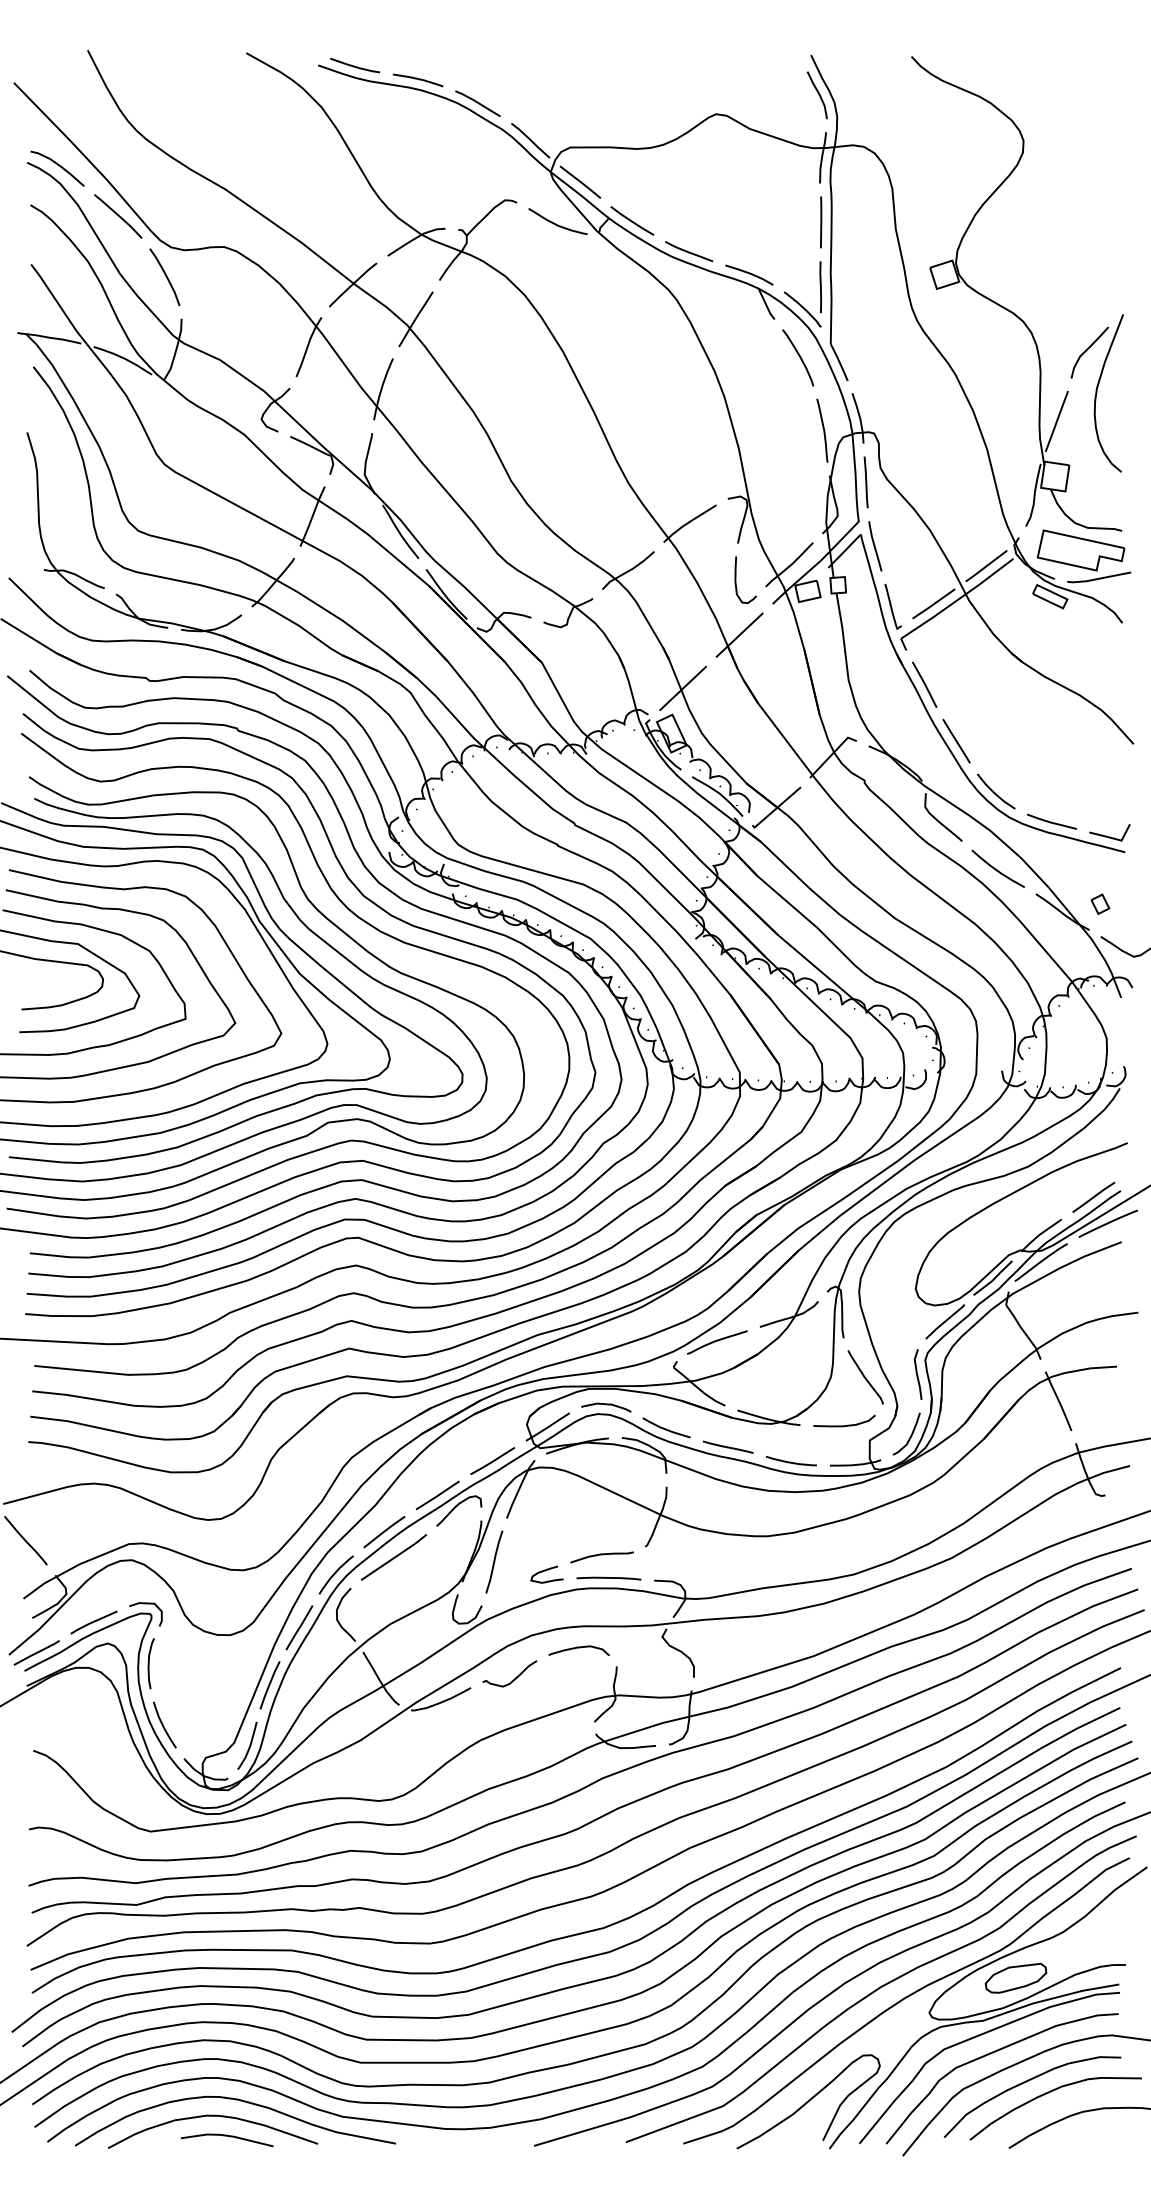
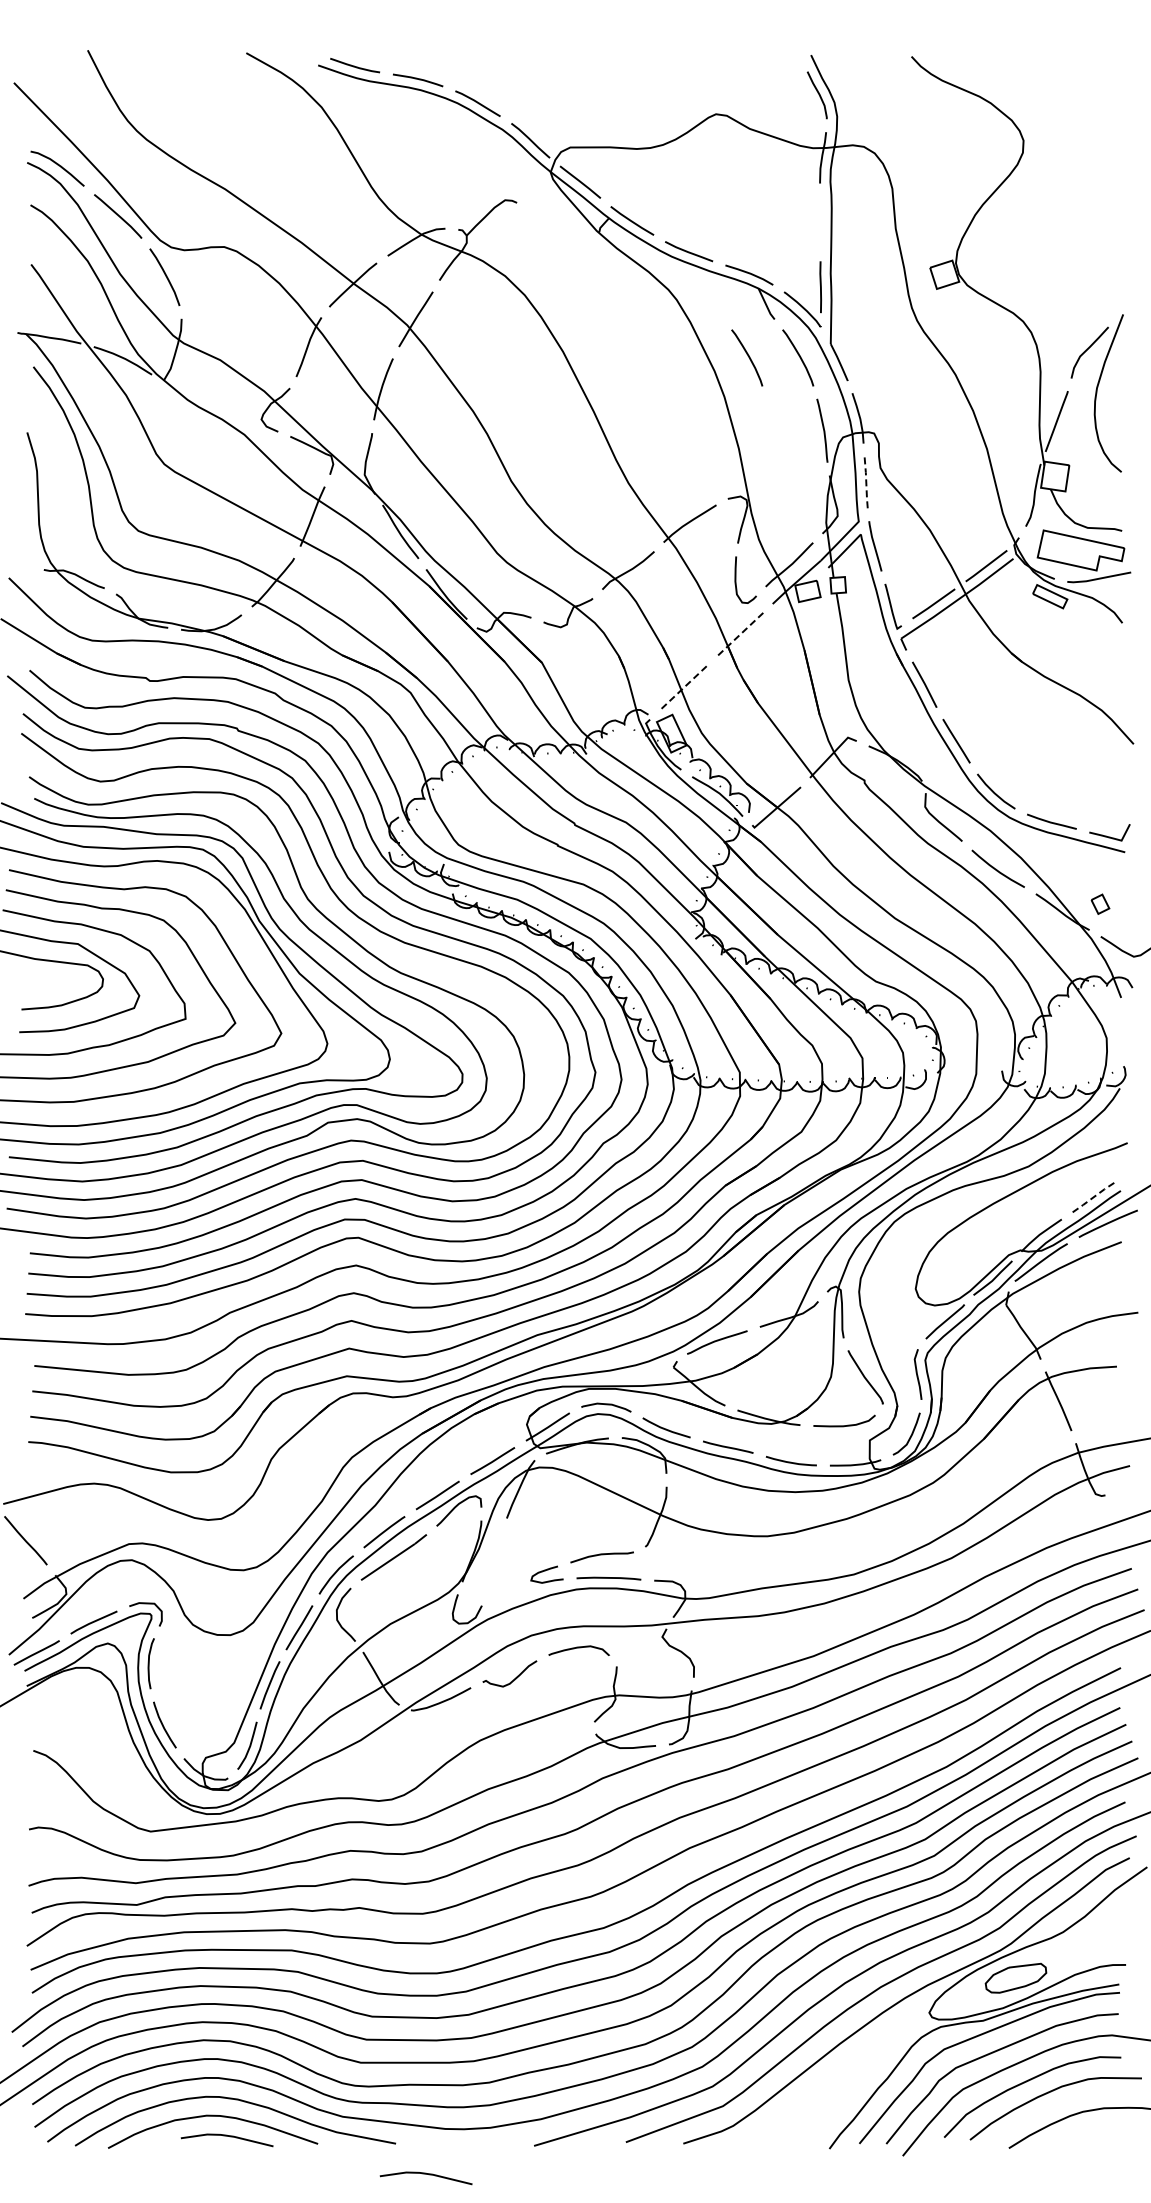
line: present -> none (821, 222)
curve: present -> none (556, 223)
curve: none -> present (747, 356)
line: solid -> dashed (866, 482)
line: solid -> dashed (738, 636)
line: solid -> dashed (682, 689)
line: solid -> dashed (1094, 1196)
line: present -> none (494, 1561)
curve: present -> none (808, 2101)
line: none -> present (425, 2174)
